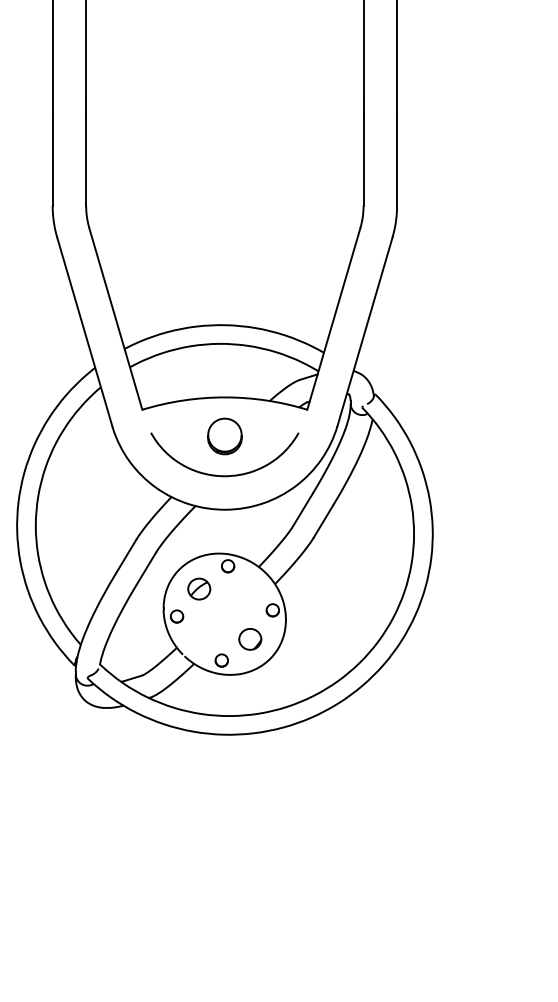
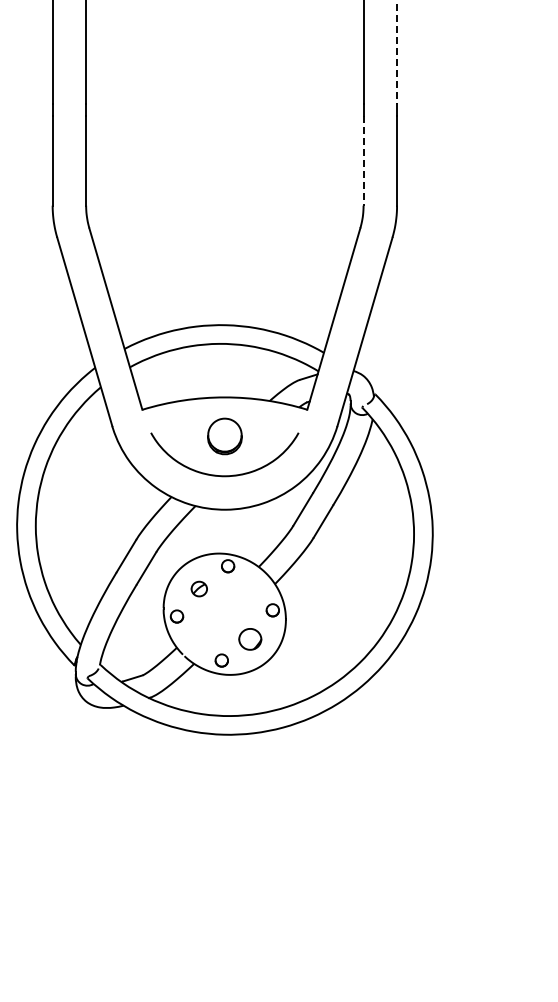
line: solid -> dashed (397, 52)
line: solid -> dashed (363, 161)
part size: 25x24 px -> 18x18 px (198, 588)
